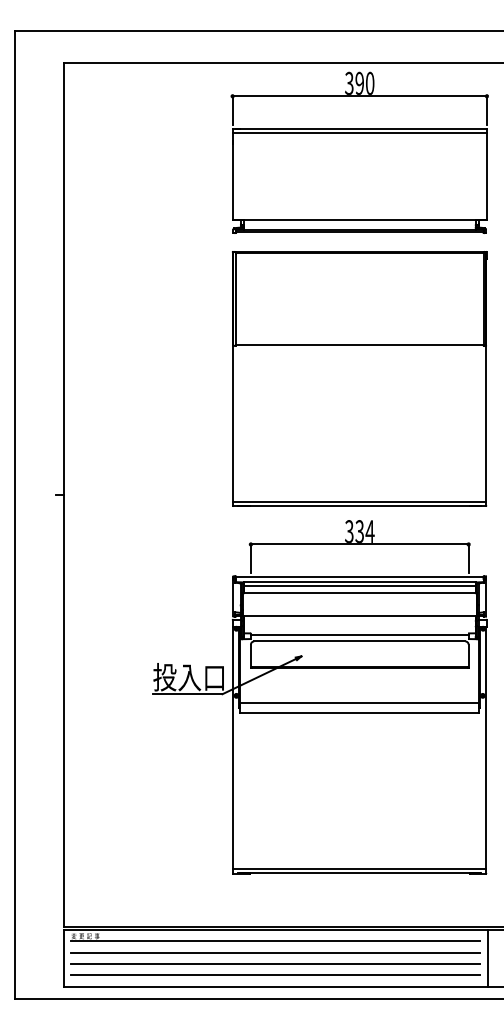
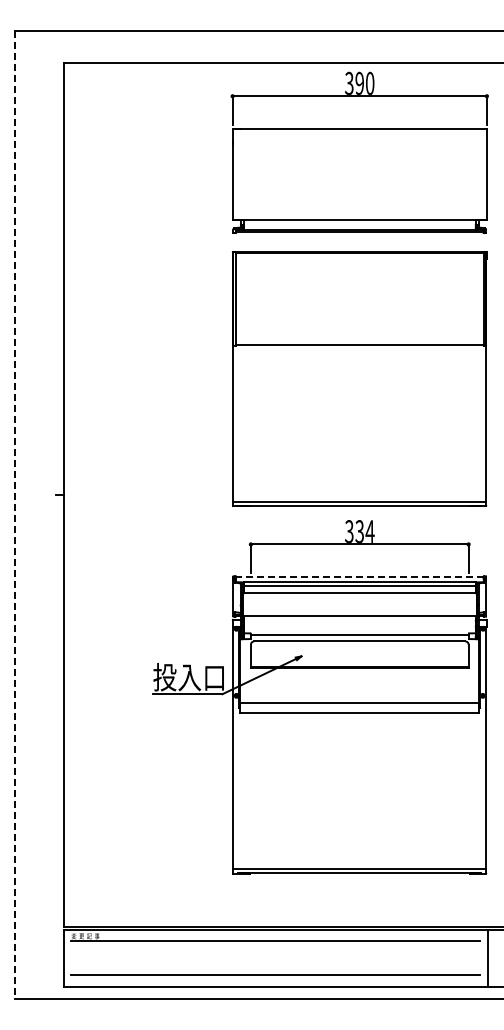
line: present -> none (359, 133)
line: solid -> dashed (15, 515)
line: solid -> dashed (359, 577)
line: present -> none (275, 952)
line: present -> none (275, 964)
